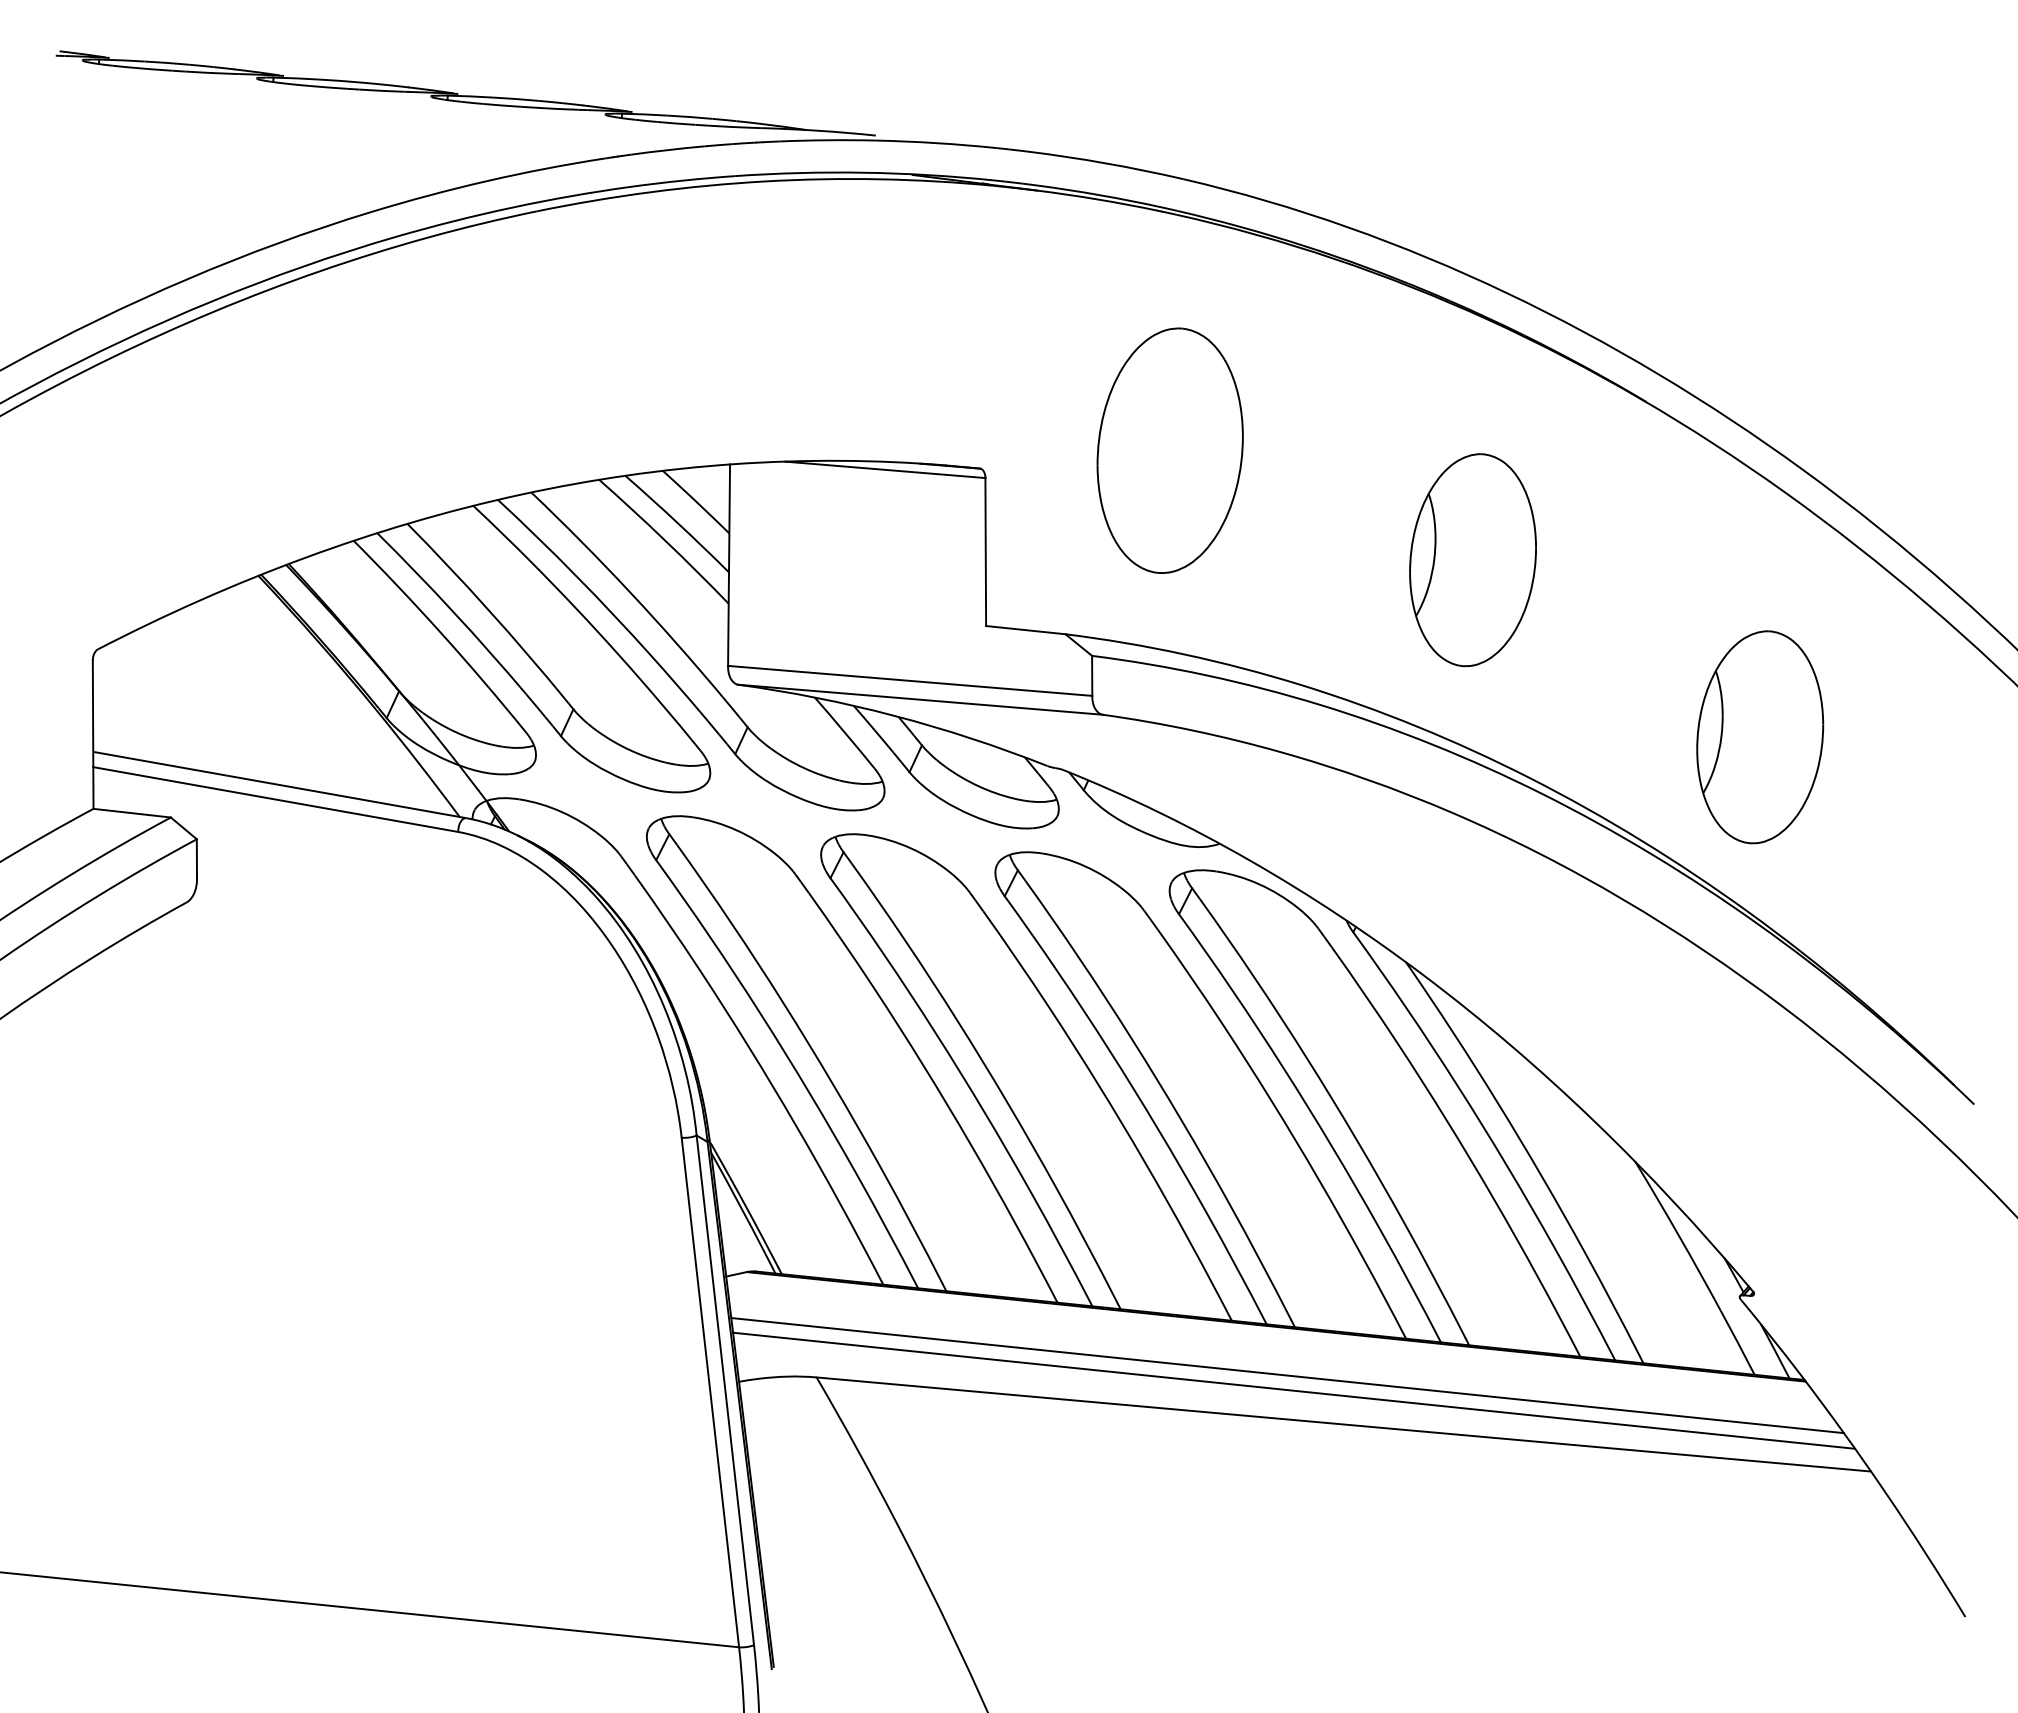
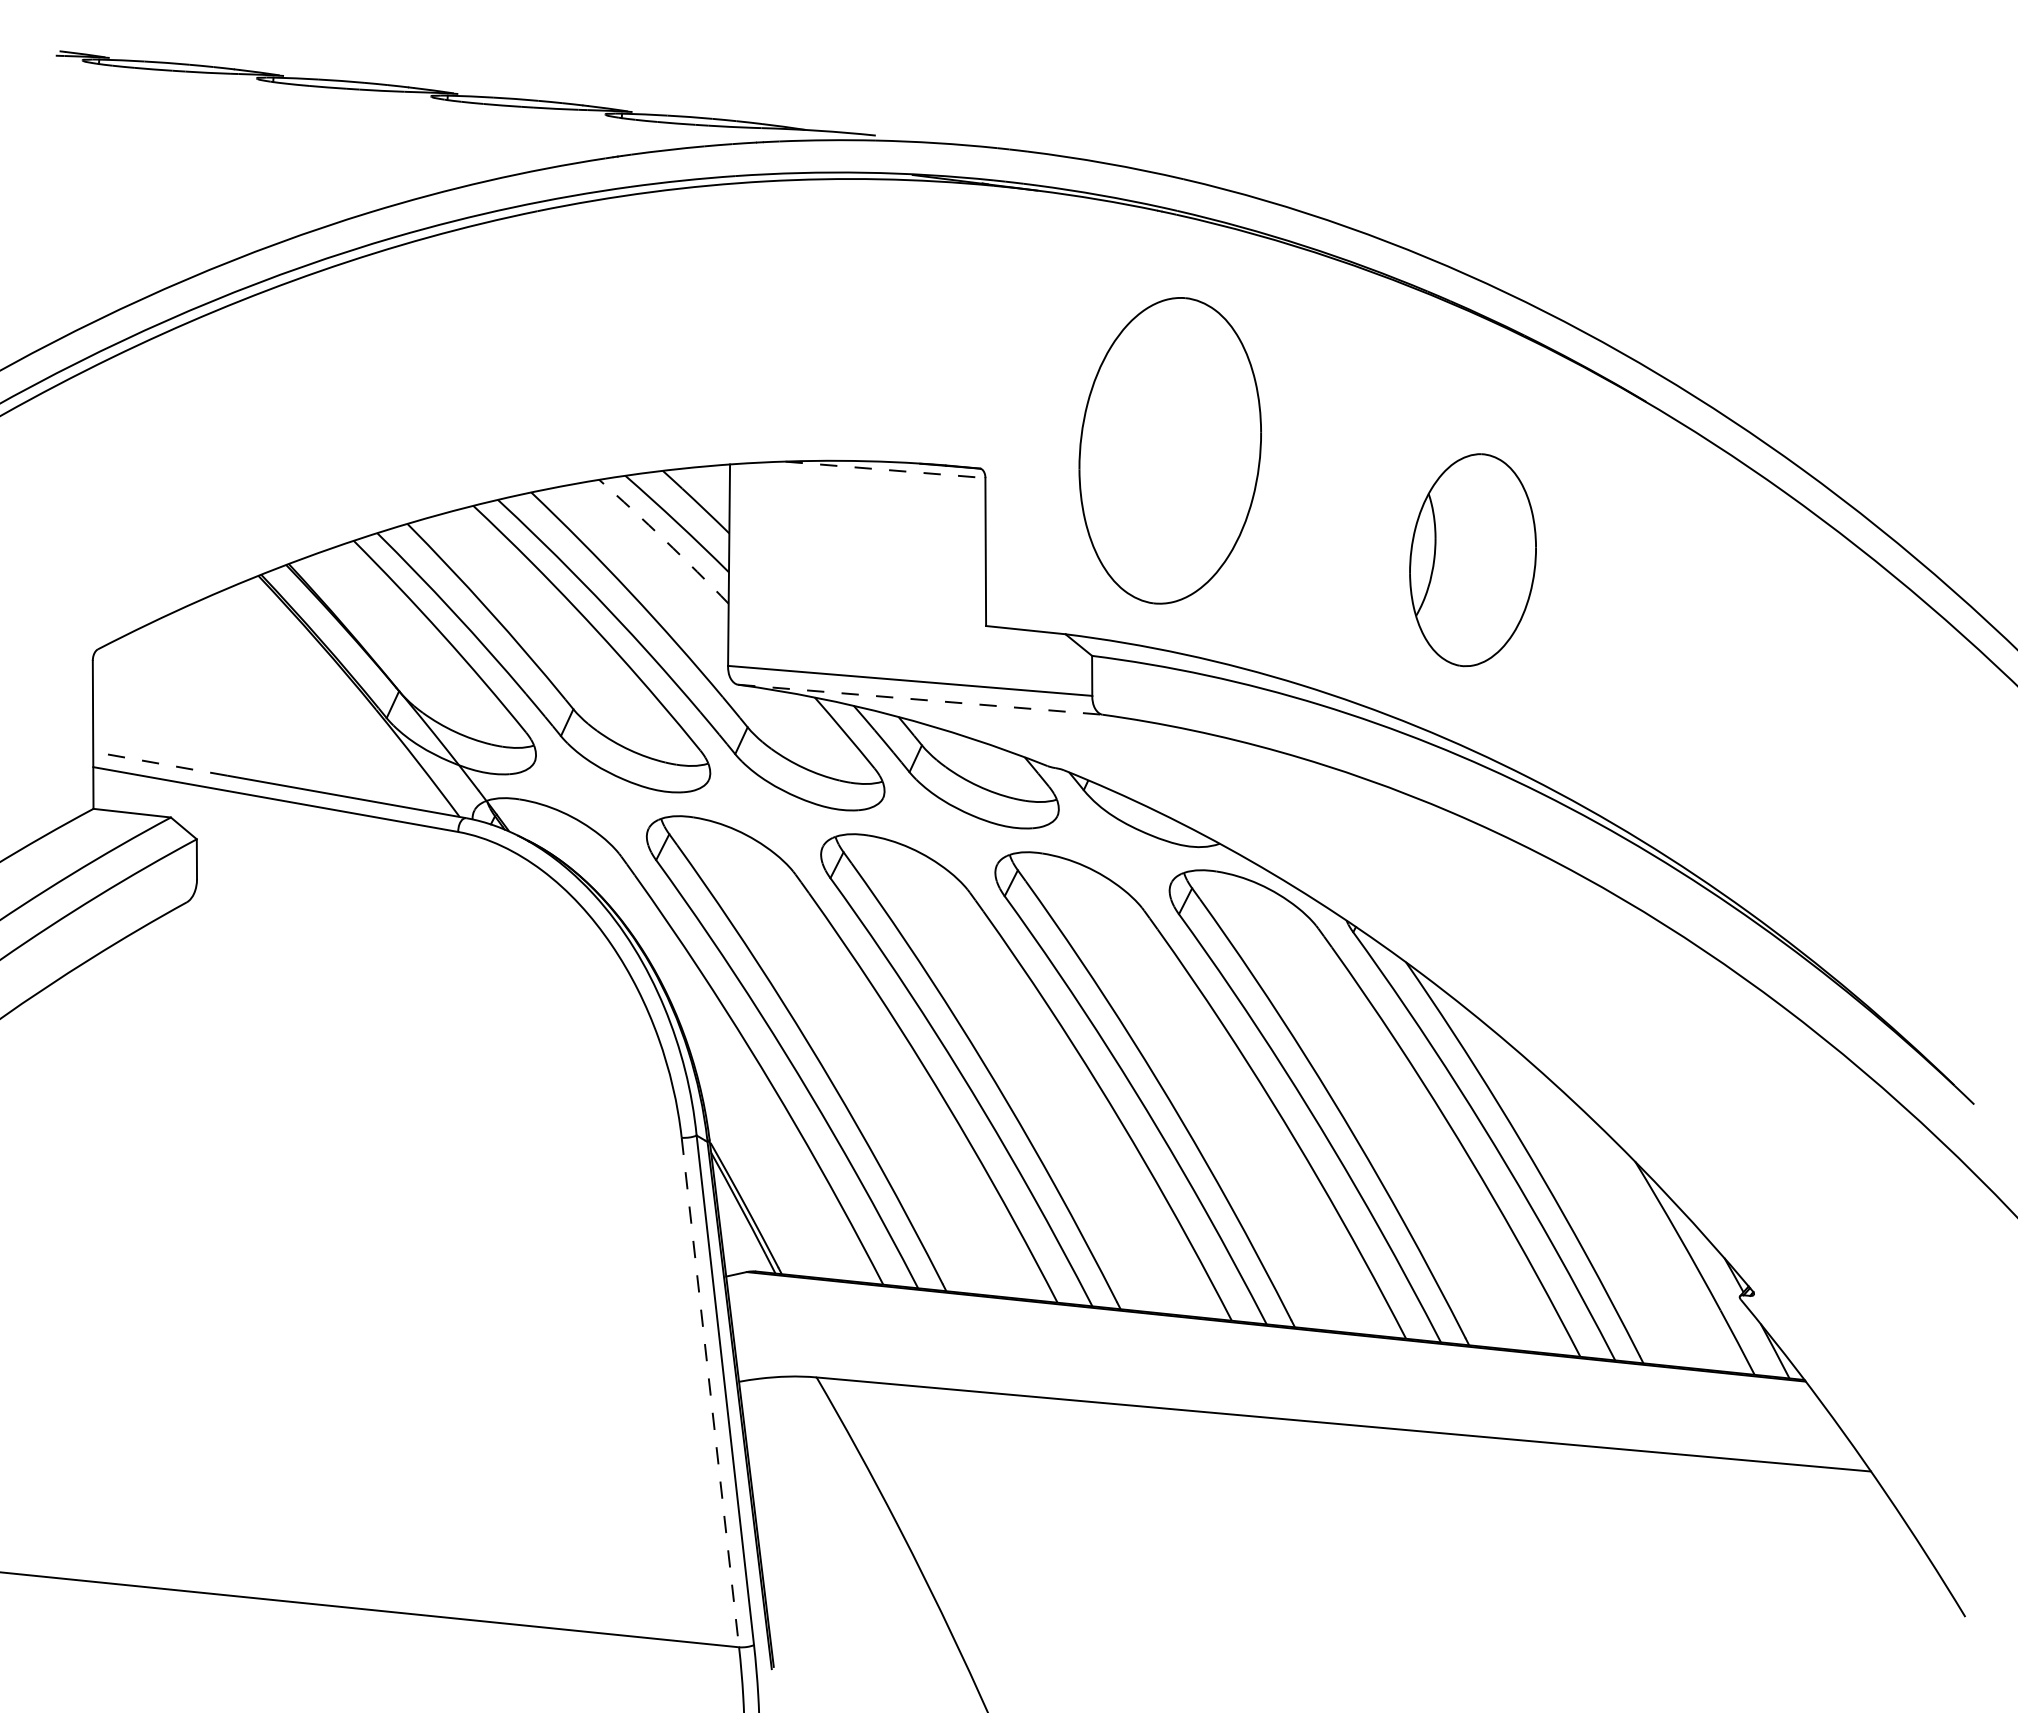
part size: 148x247 px -> 184x308 px (1169, 450)
line: solid -> dashed (886, 469)
arc: solid -> dashed (665, 540)
line: solid -> dashed (920, 699)
part: present -> none (1760, 737)
line: solid -> dashed (159, 763)
line: present -> none (1287, 1375)
line: present -> none (1294, 1390)
line: solid -> dashed (710, 1393)
